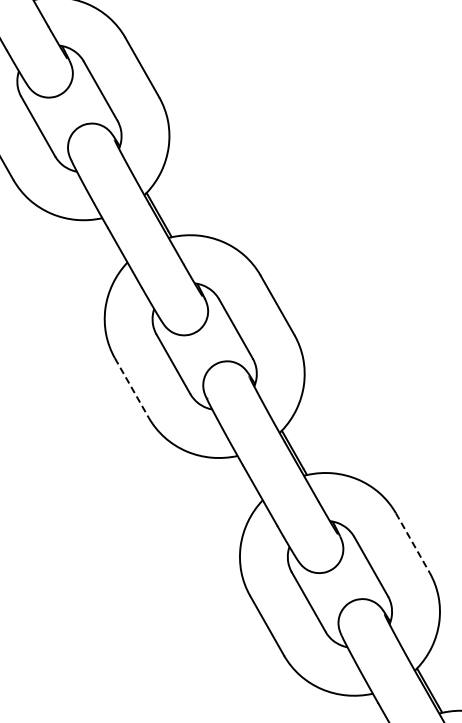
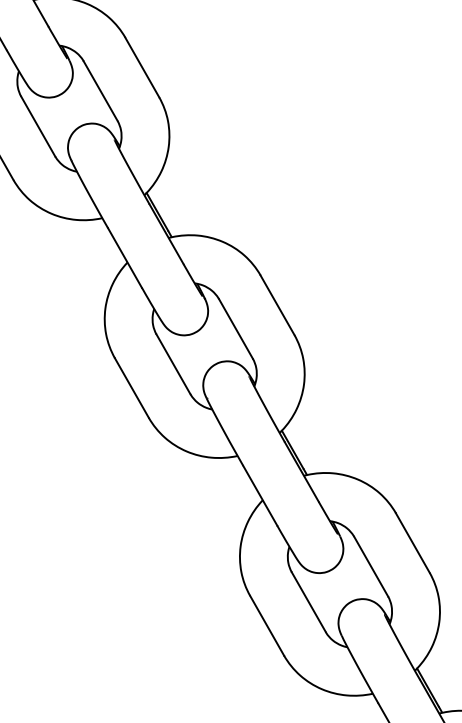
line: dashed -> solid (132, 388)
line: dashed -> solid (413, 543)
